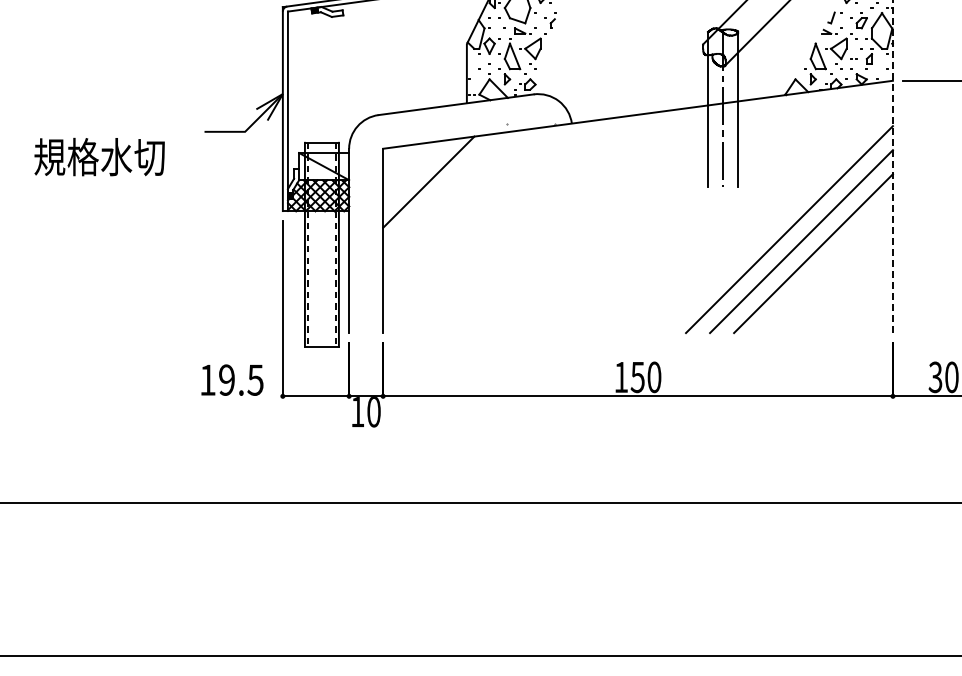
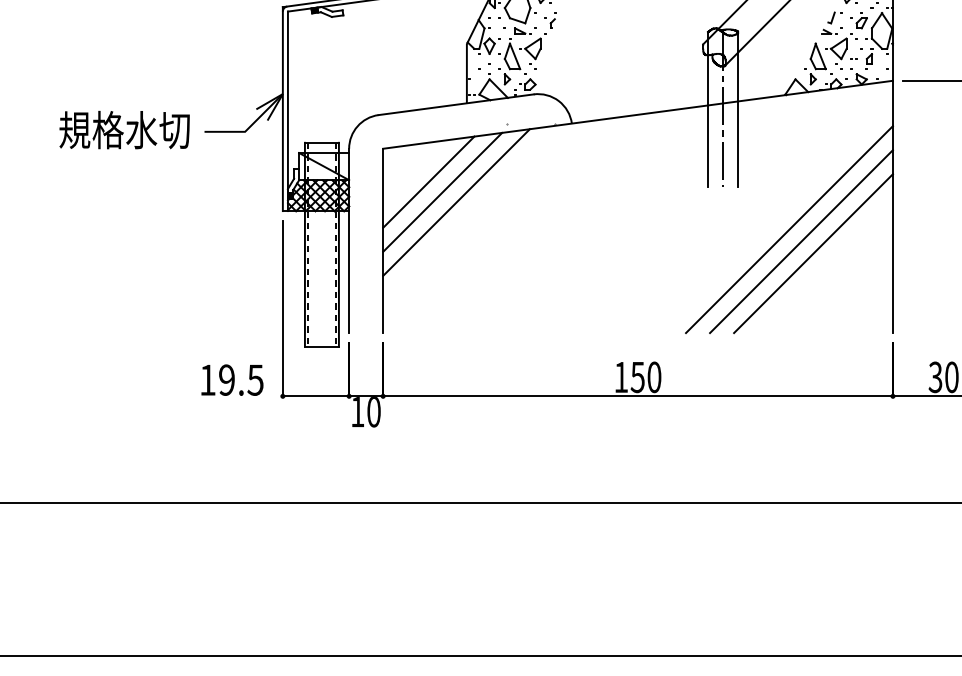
text position: (99, 156) -> (124, 129) (124, 129)
line: dashed -> solid (892, 166)
line: none -> present (442, 191)
line: none -> present (456, 202)
